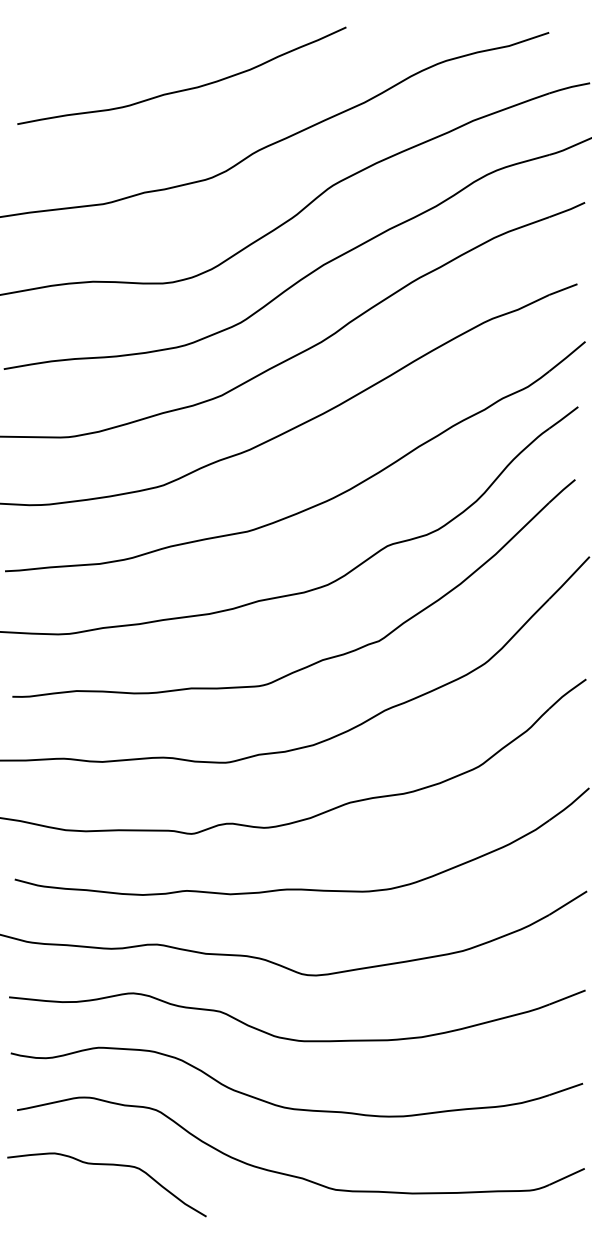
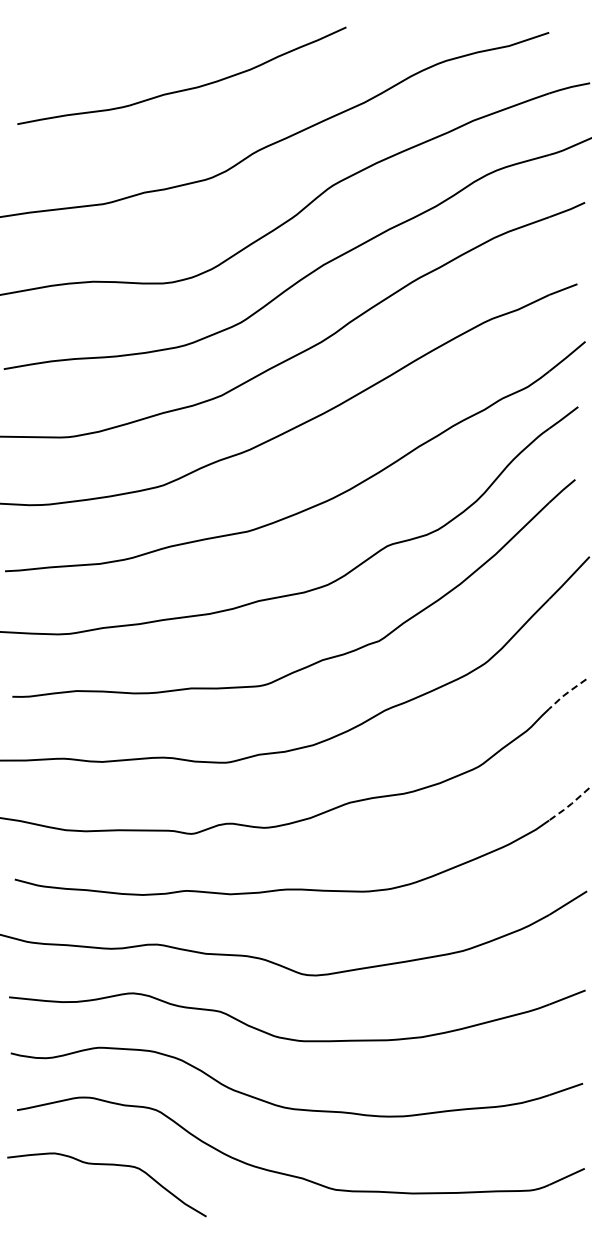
line: solid -> dashed (566, 693)
line: solid -> dashed (570, 805)
